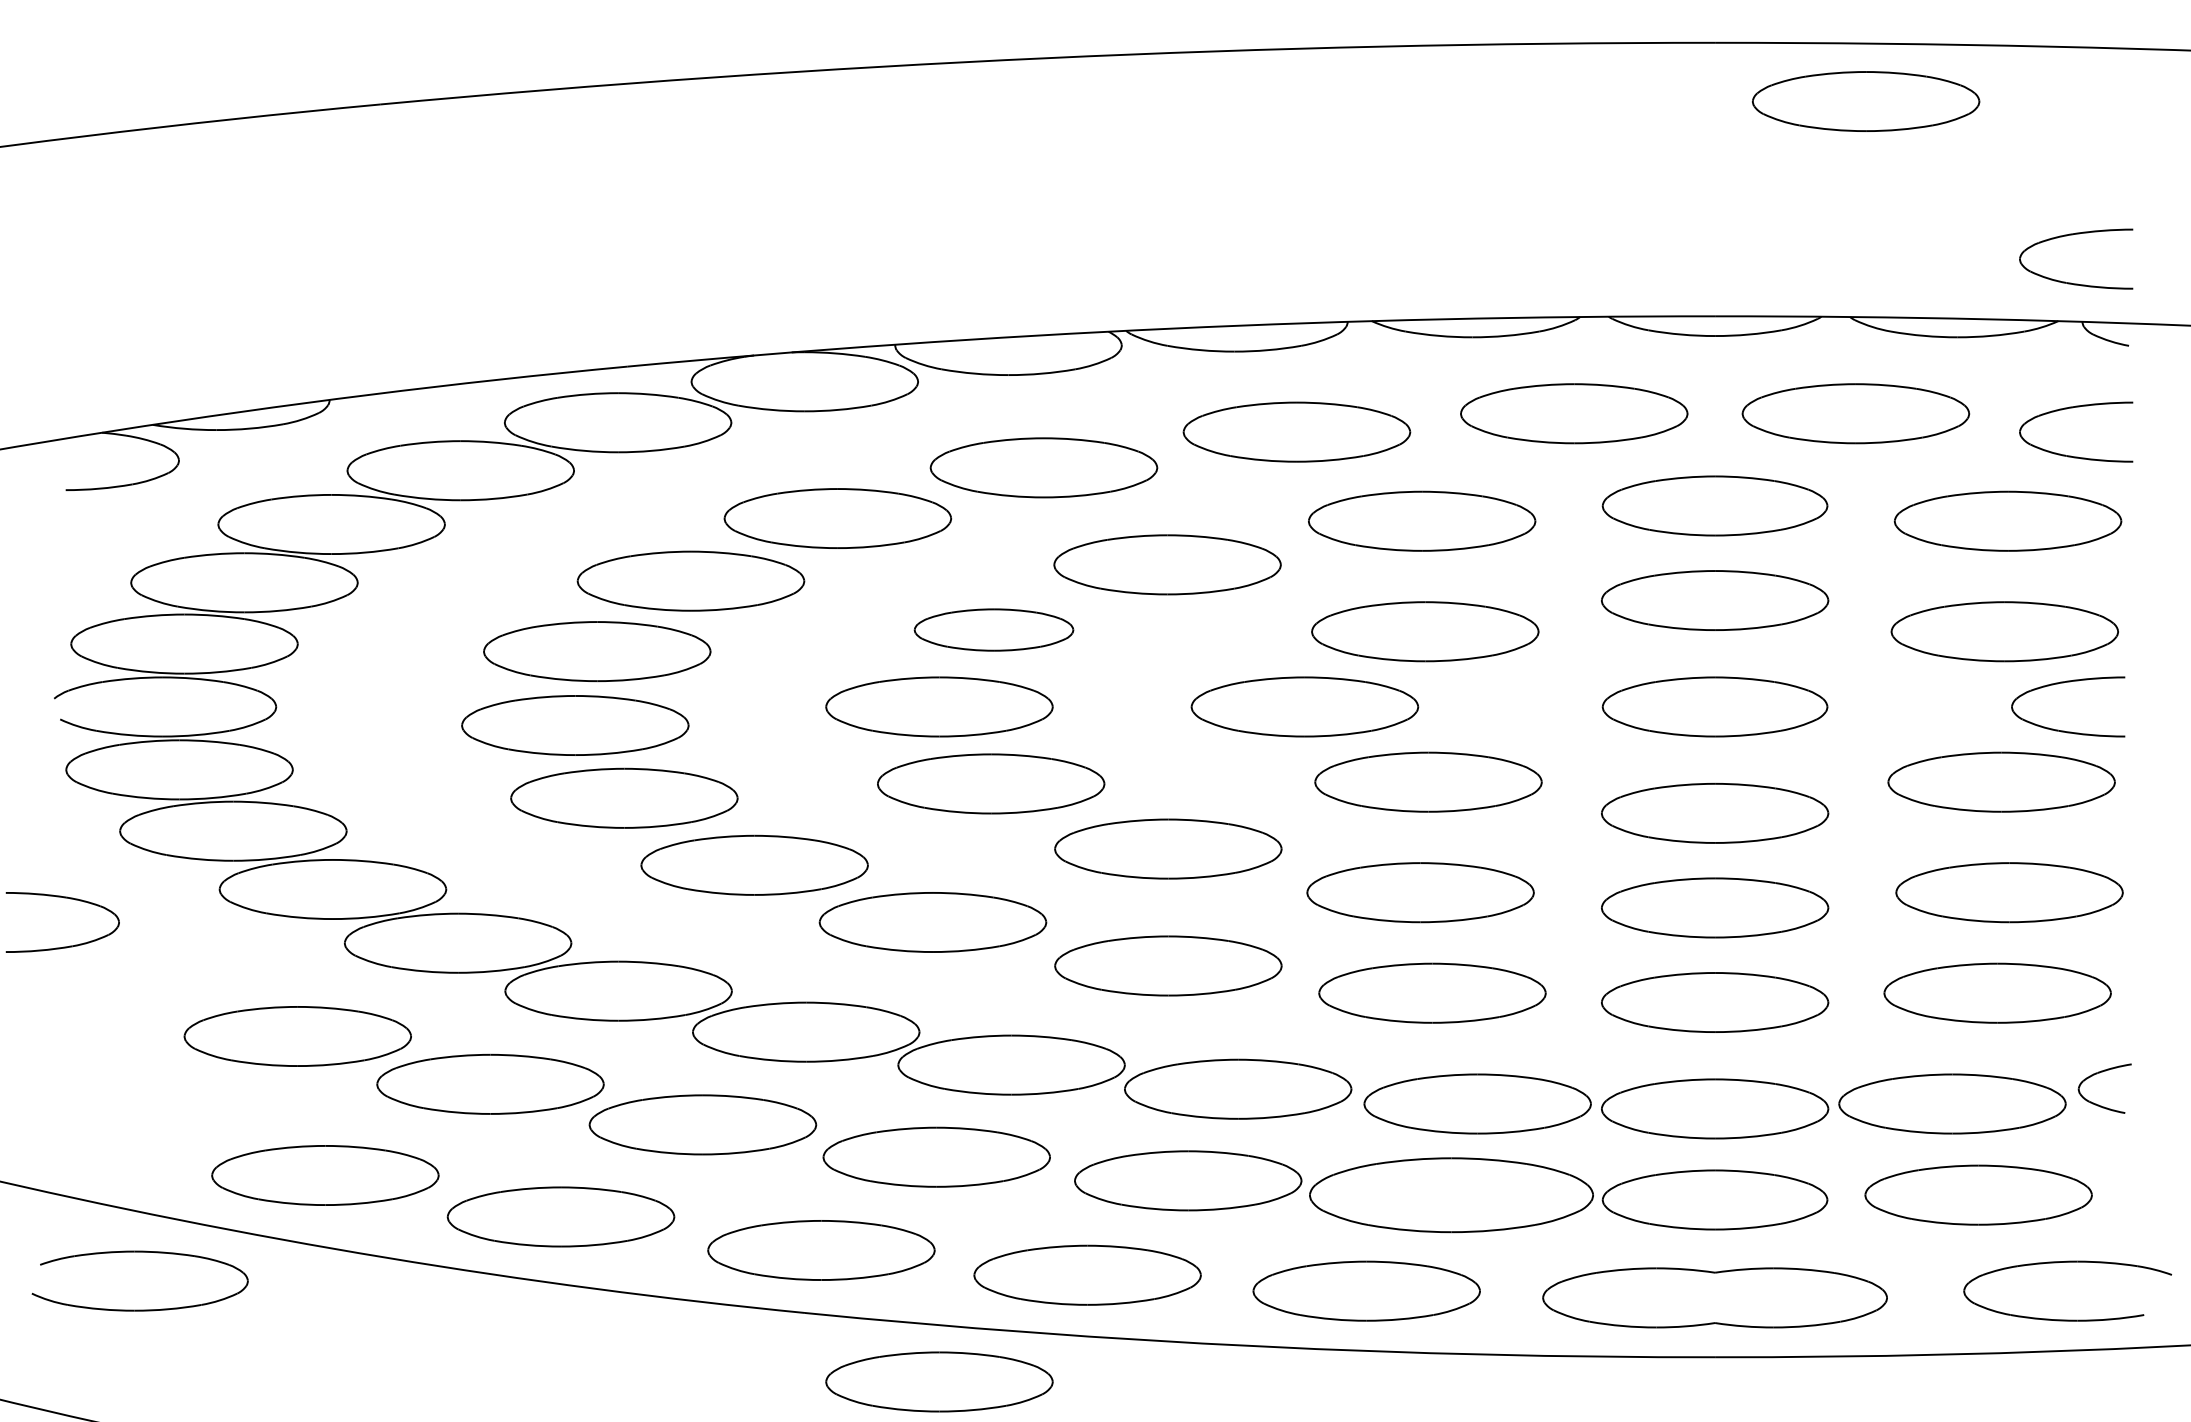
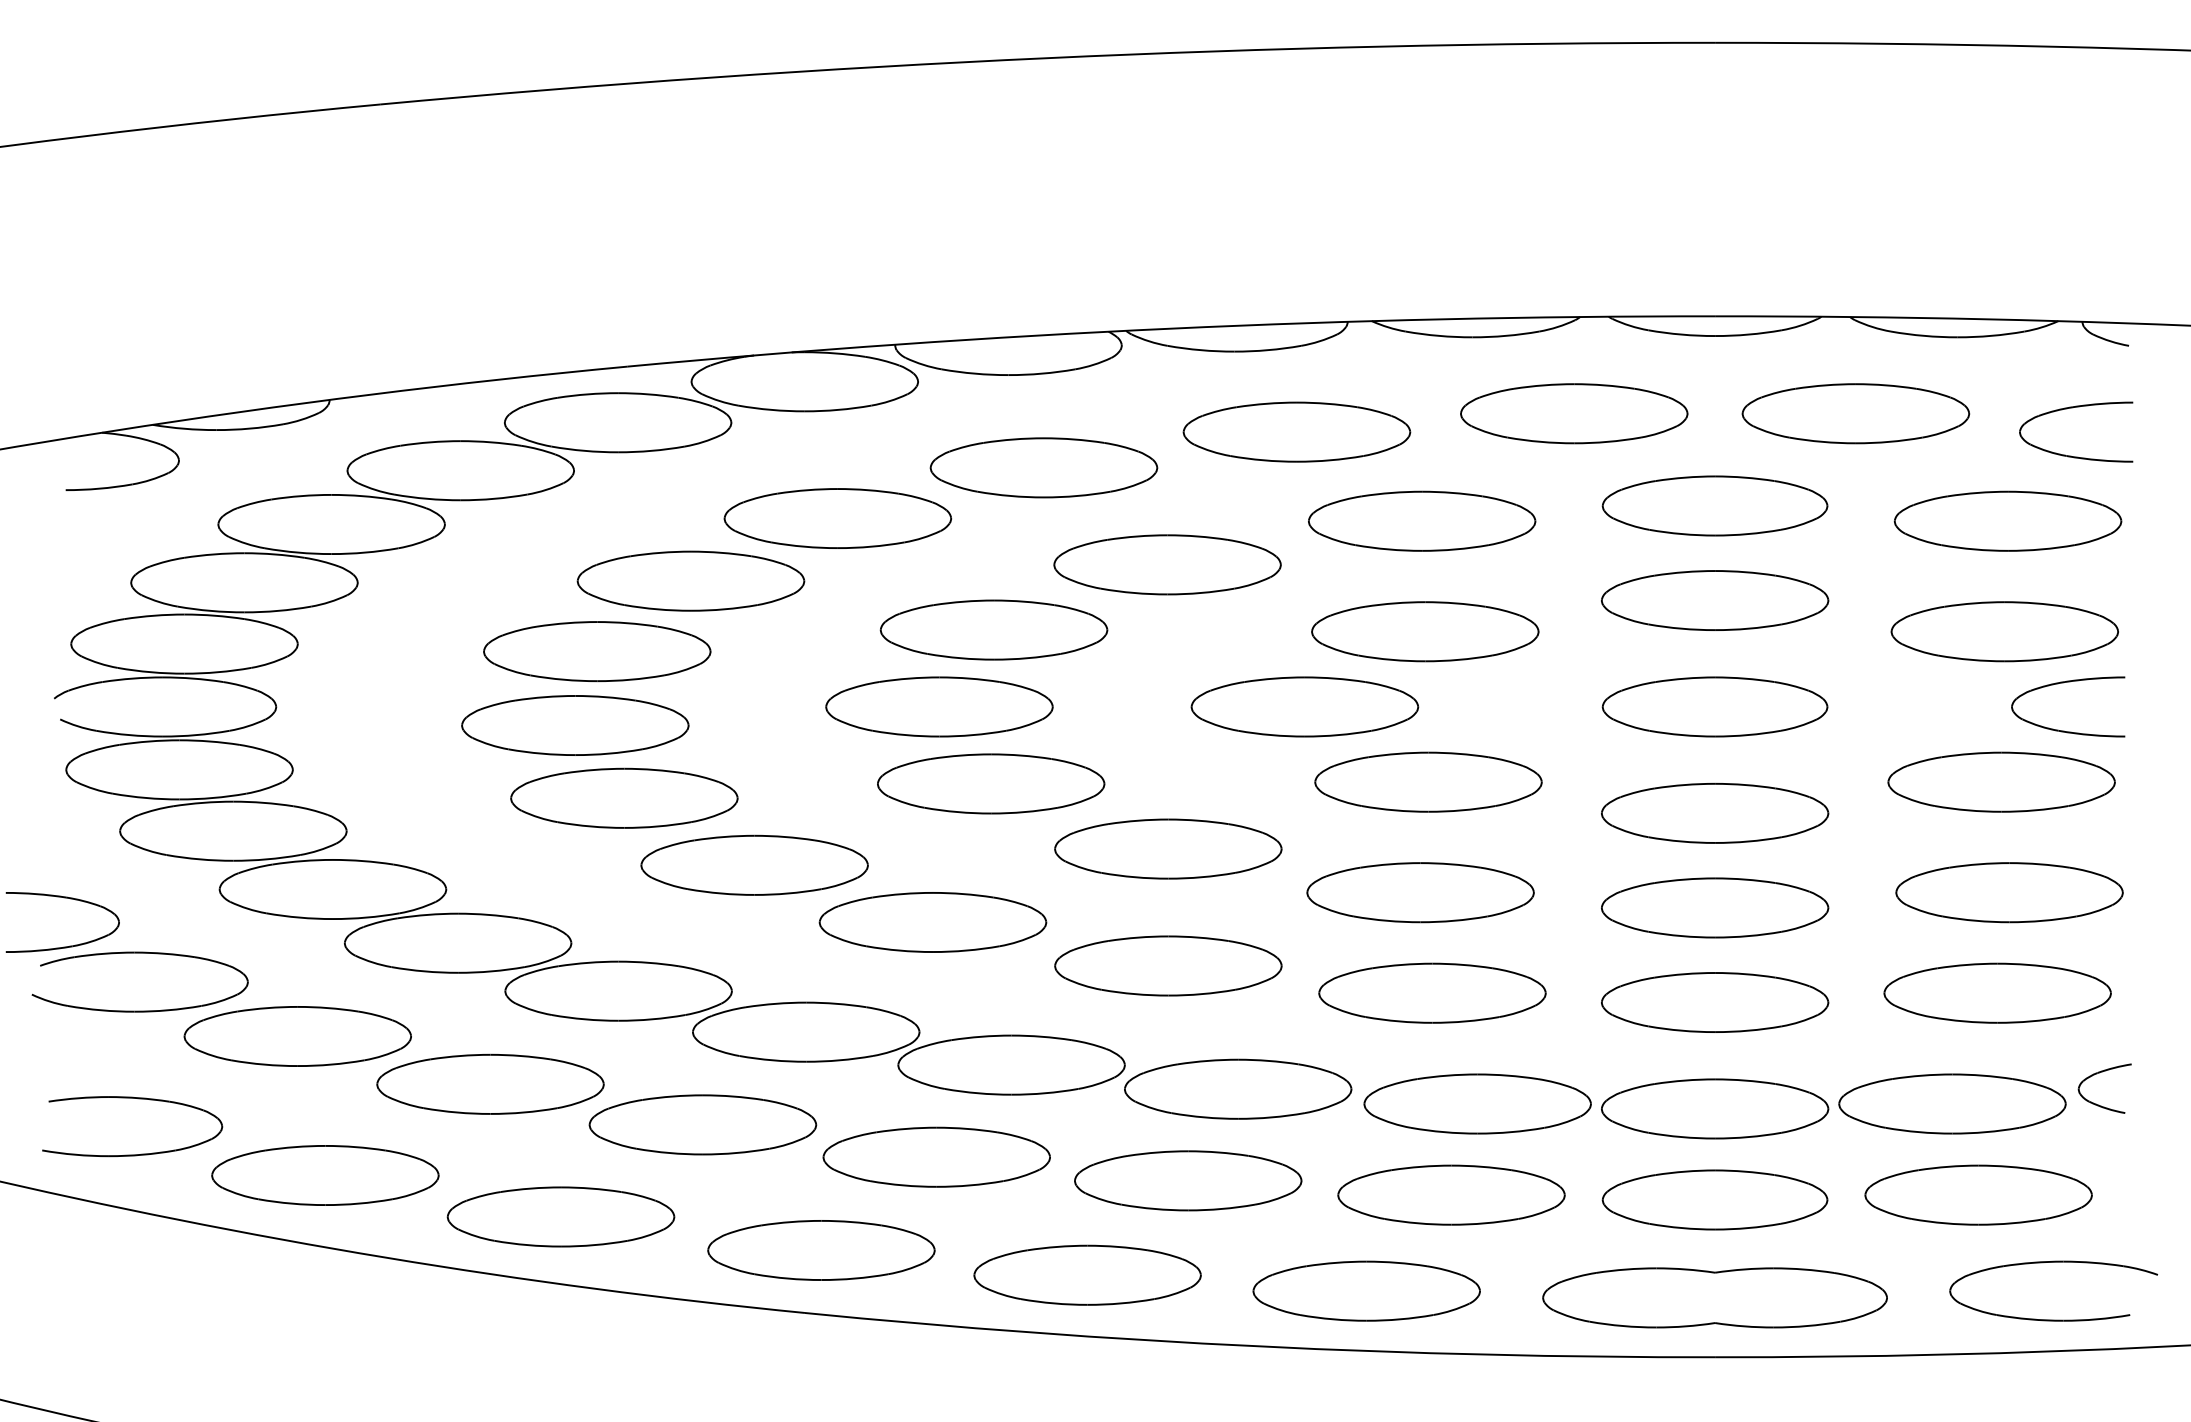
part: present -> none (1866, 101)
part: present -> none (2072, 235)
part size: 162x44 px -> 230x62 px (993, 629)
part: none -> present (138, 1099)
part size: 285x77 px -> 229x62 px (1451, 1194)
part position: (139, 1252) -> (139, 953) (139, 953)
part position: (2067, 1262) -> (2053, 1262) (2053, 1262)
part: present -> none (939, 1381)
